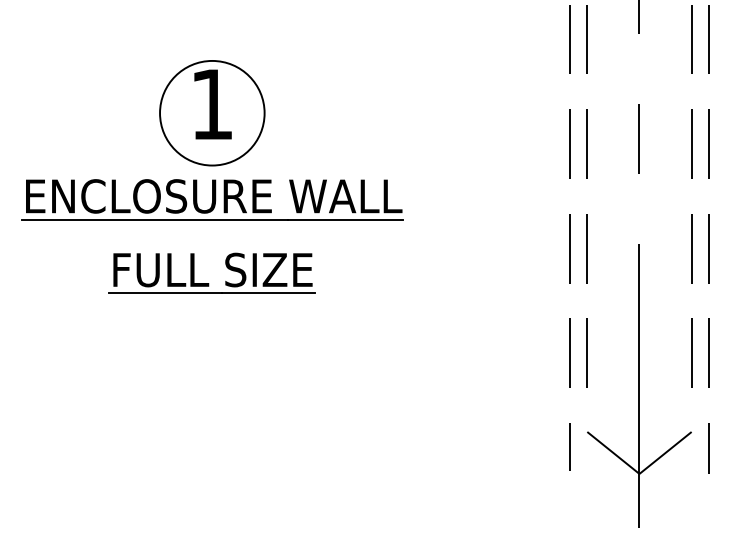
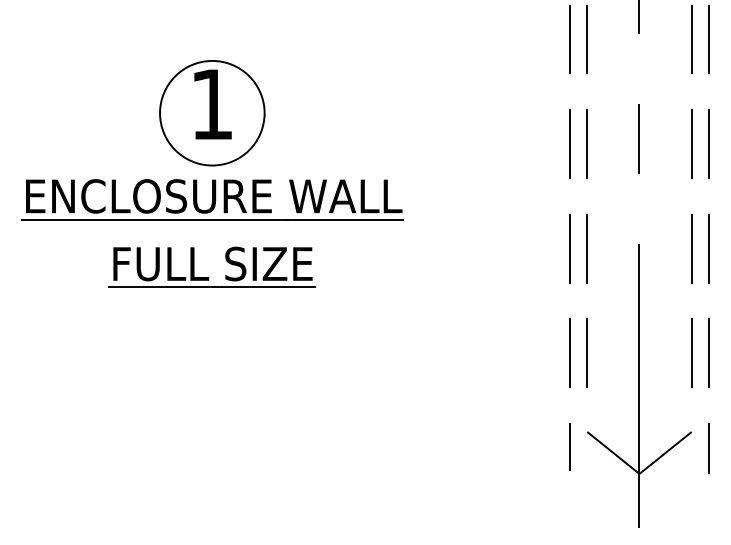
part position: (209, 283) -> (209, 277) (209, 277)
